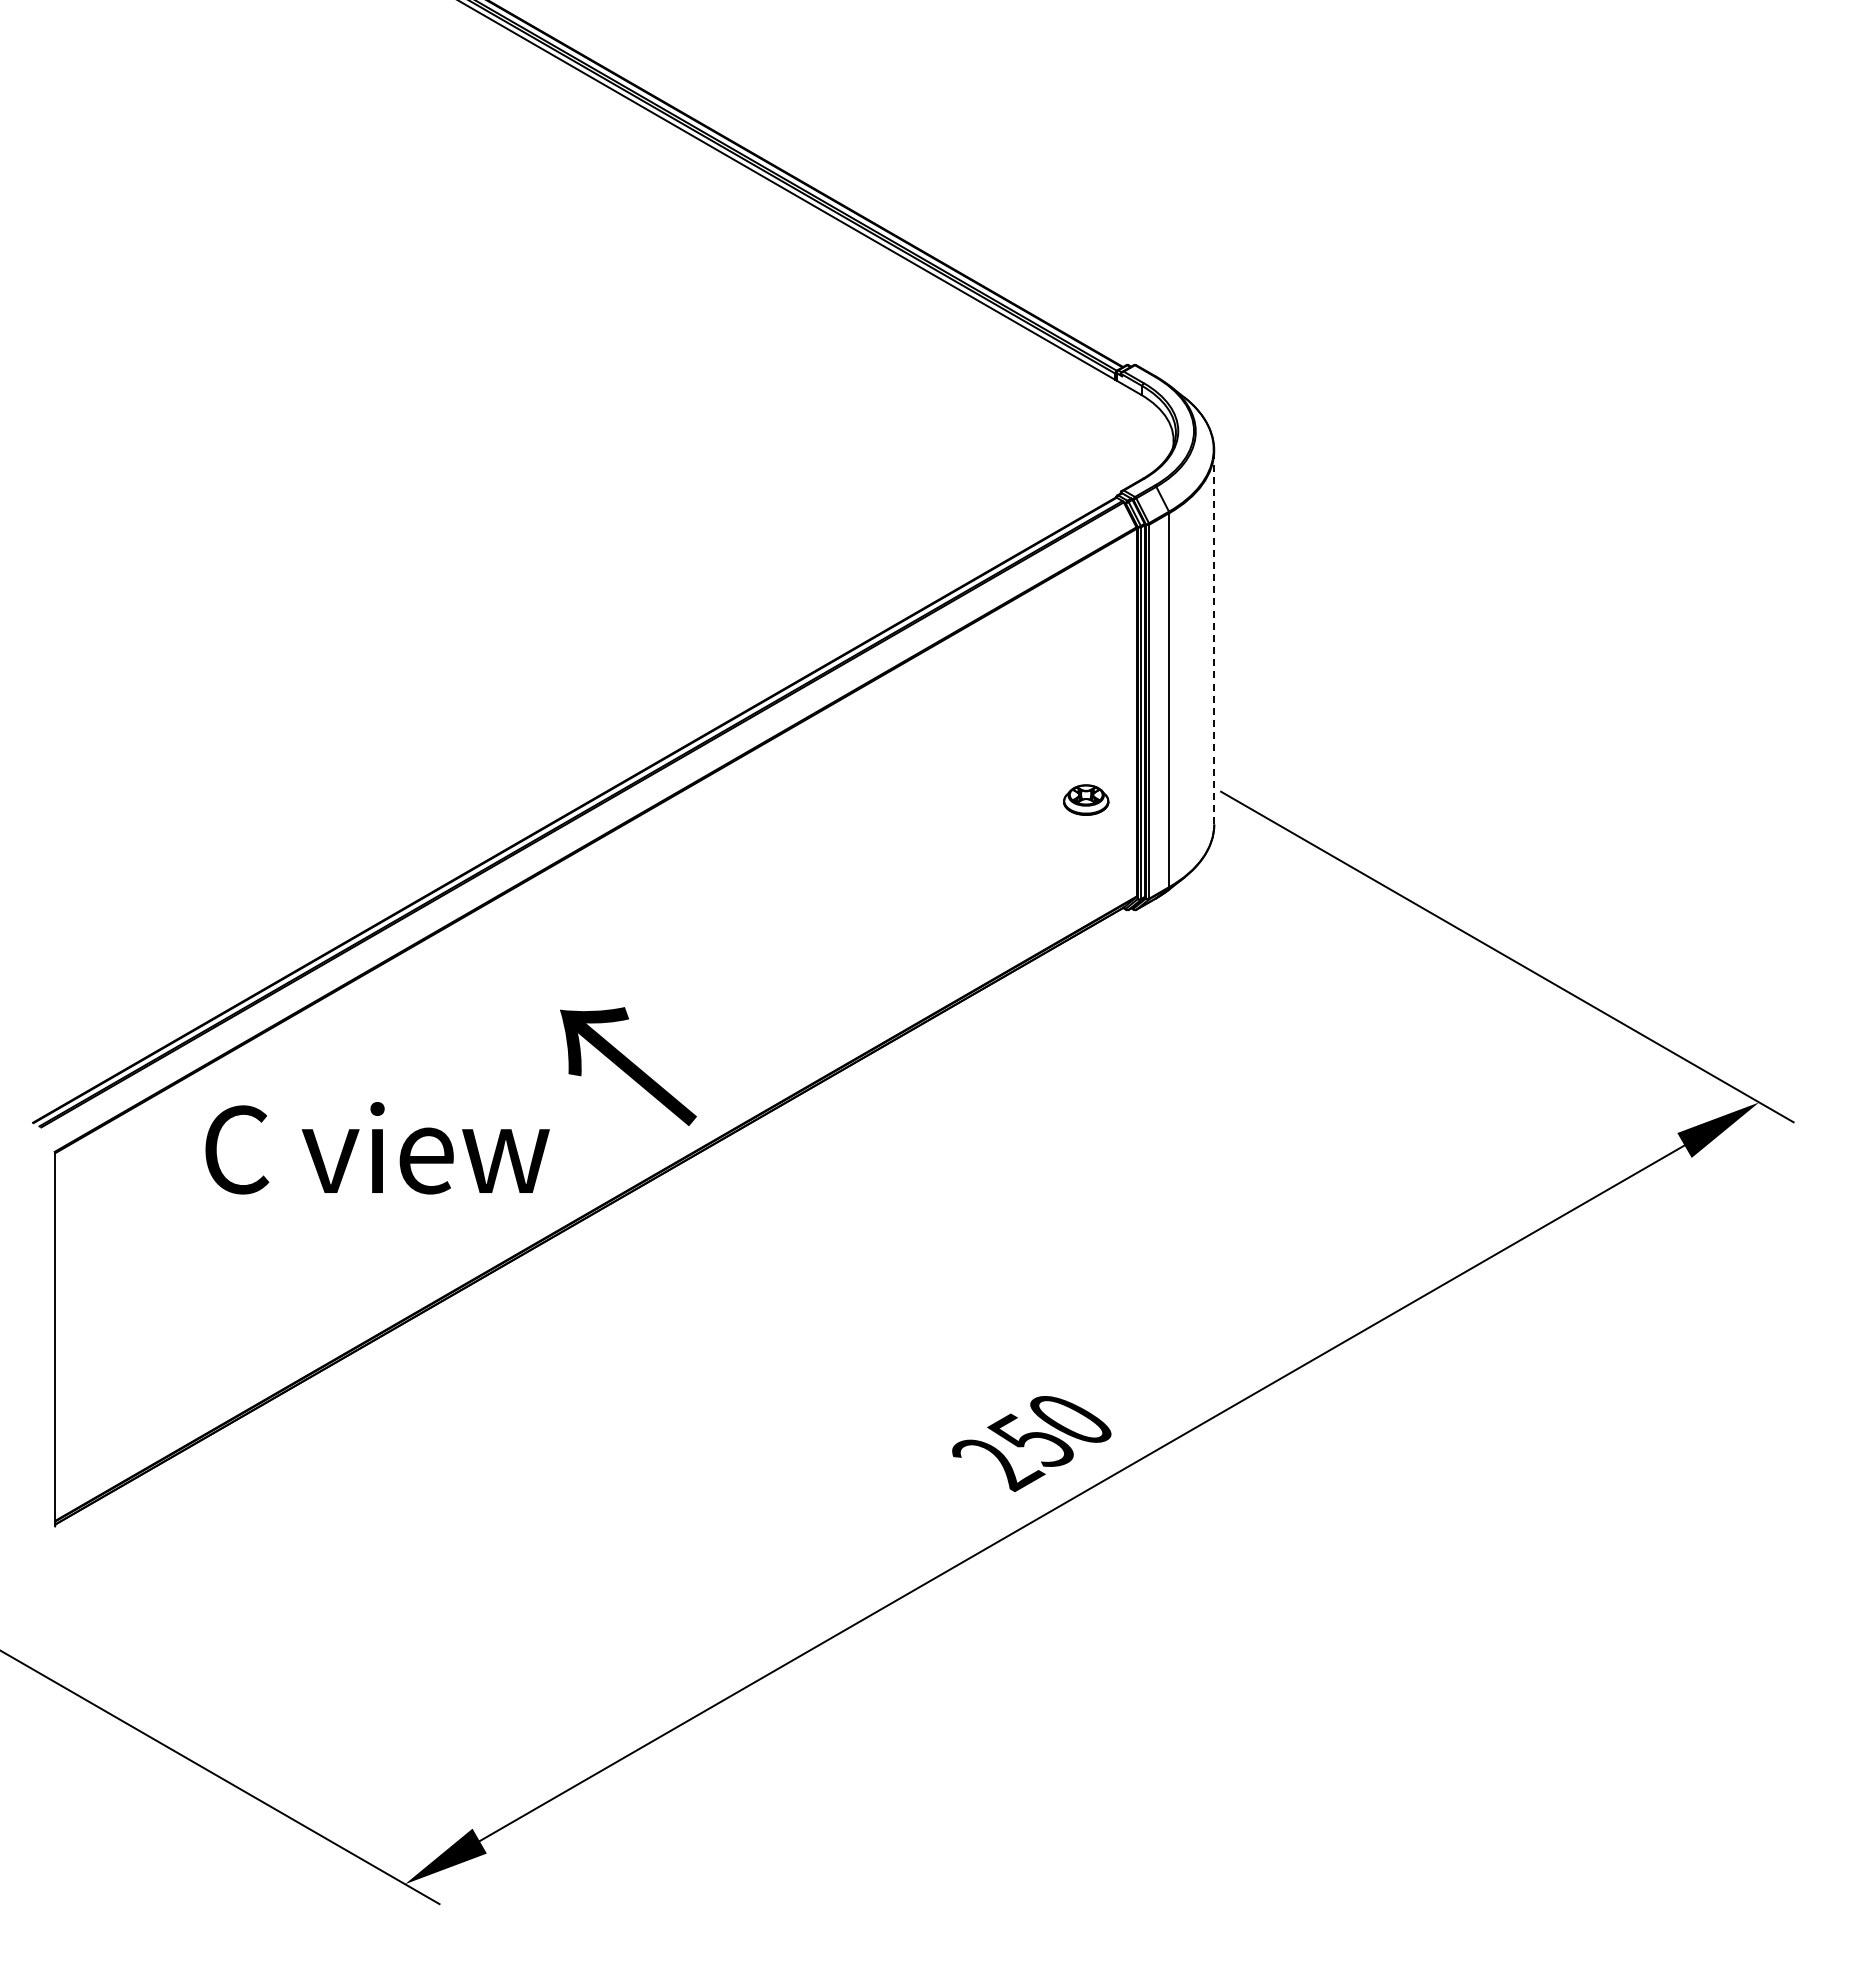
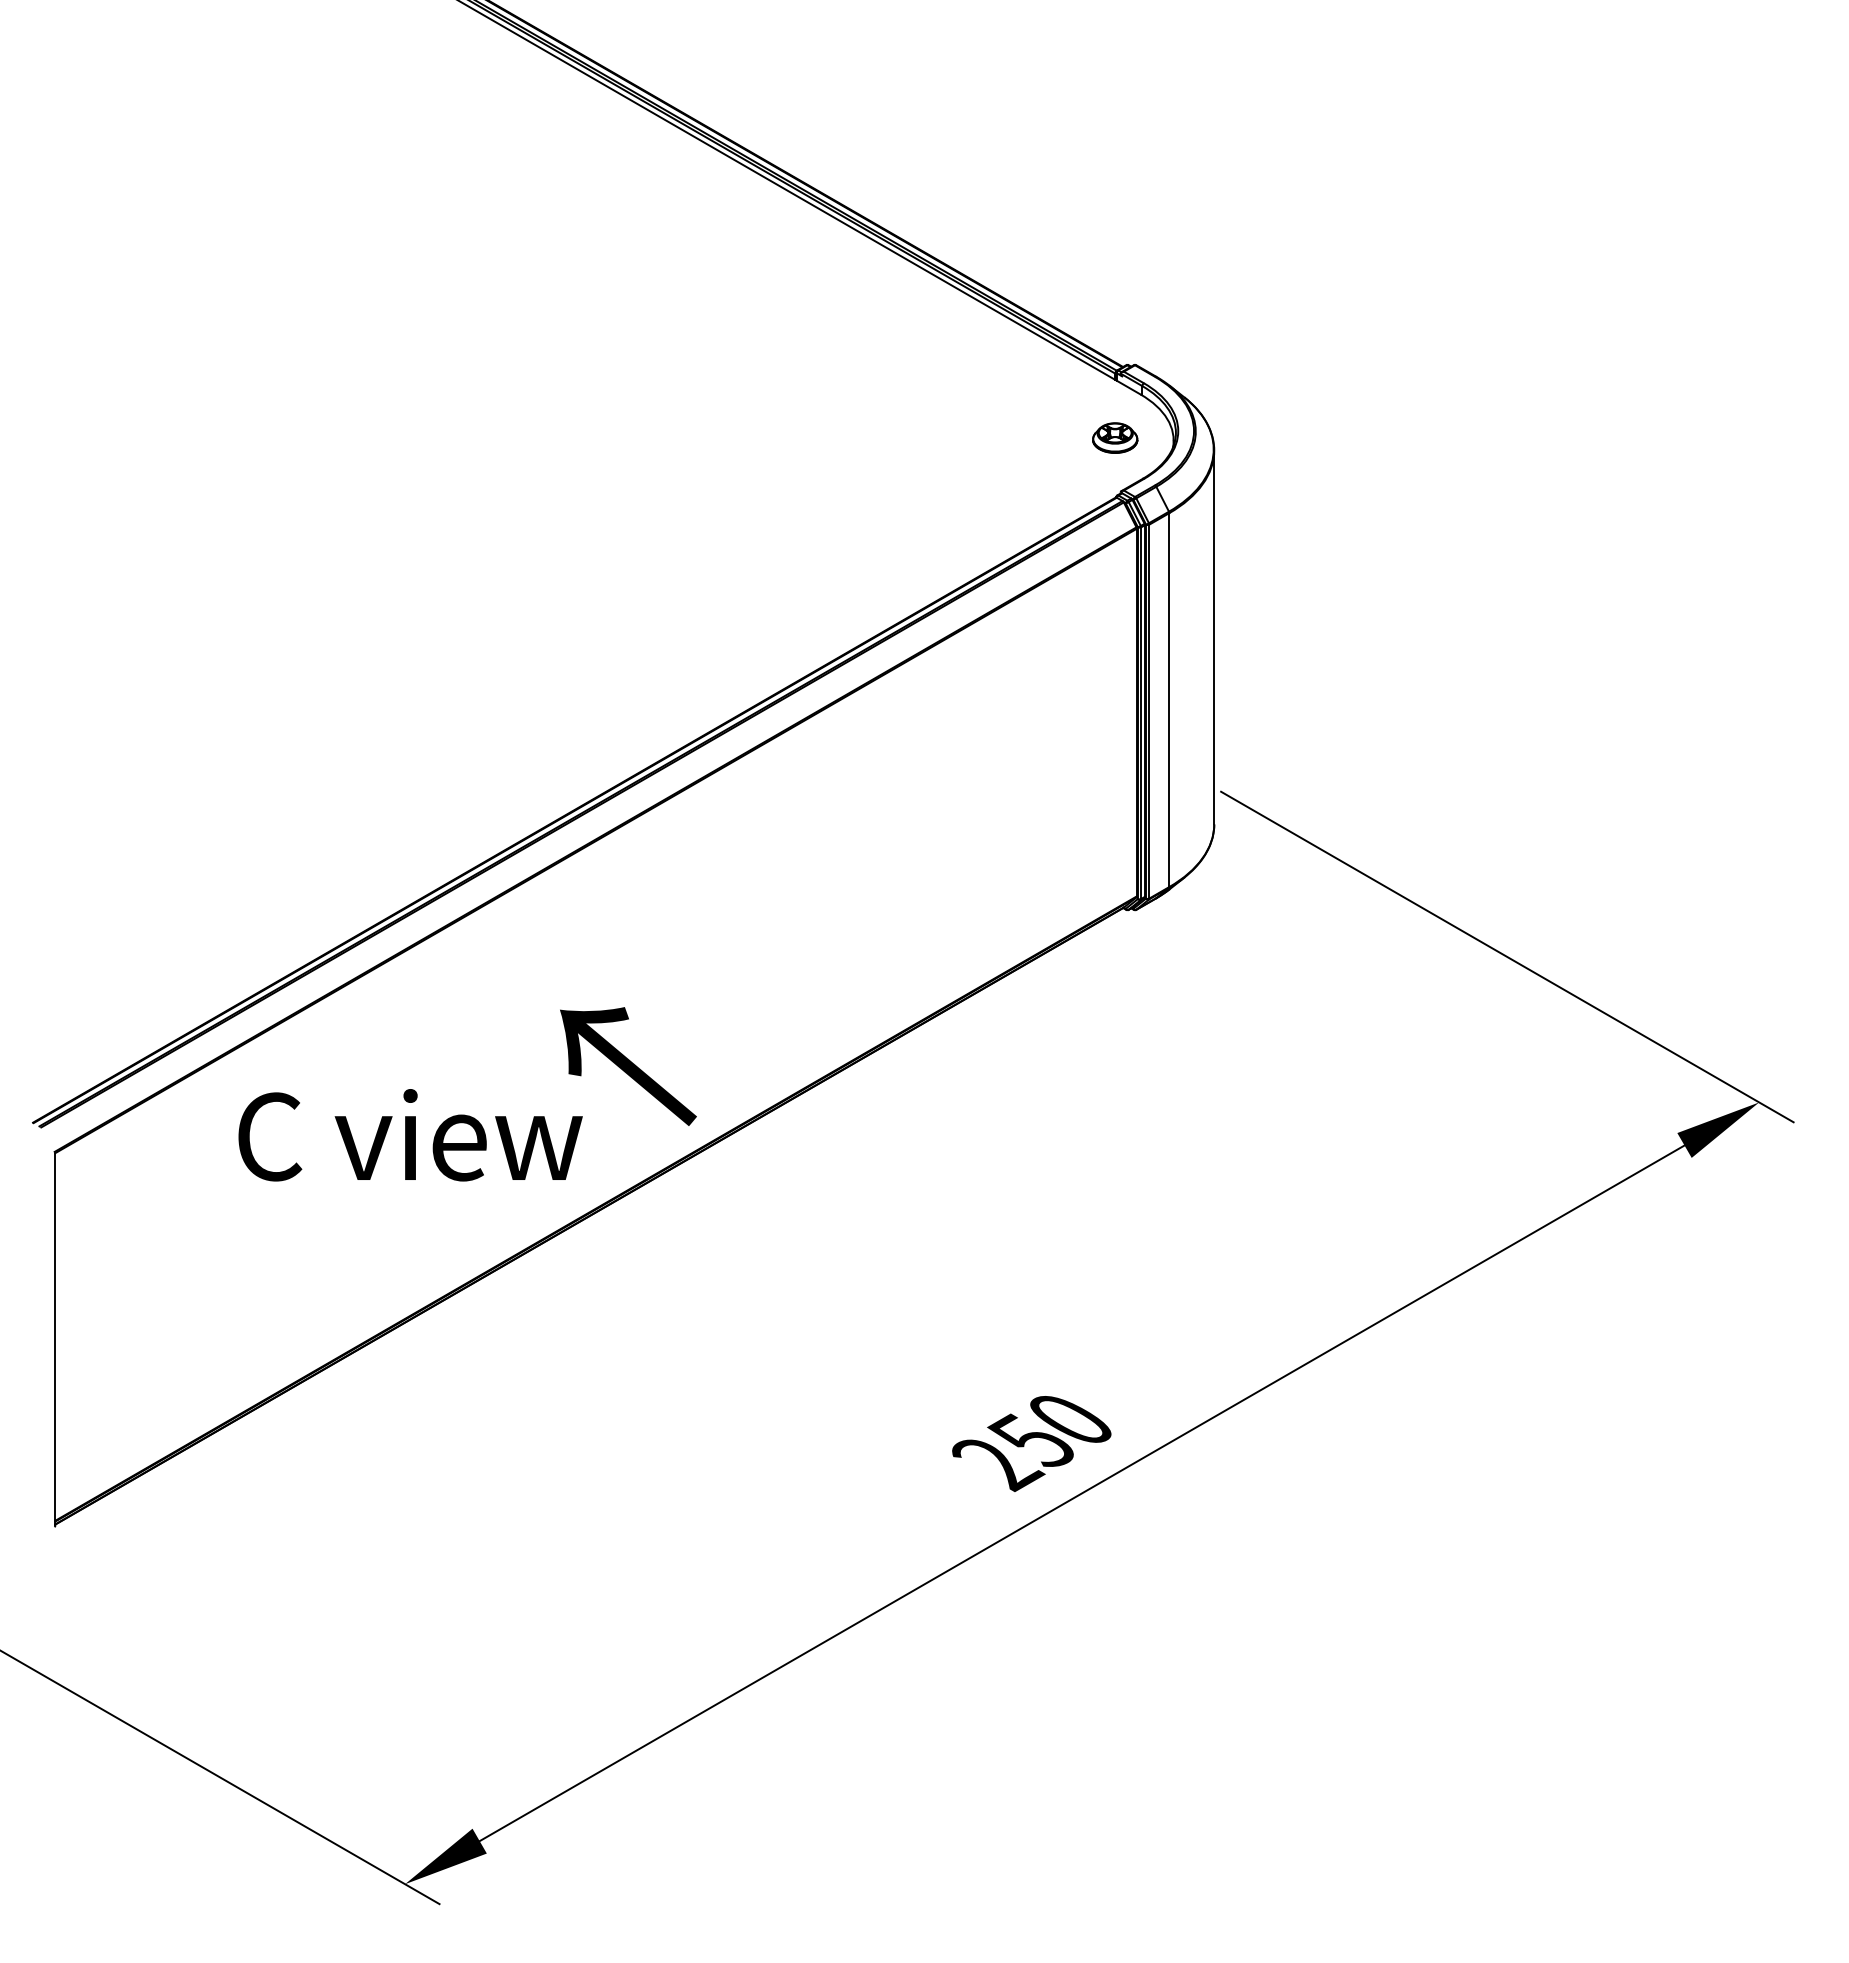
line: dashed -> solid (1214, 637)
part position: (1086, 799) -> (1115, 437) (1115, 437)
text position: (377, 1148) -> (410, 1135) (410, 1135)
